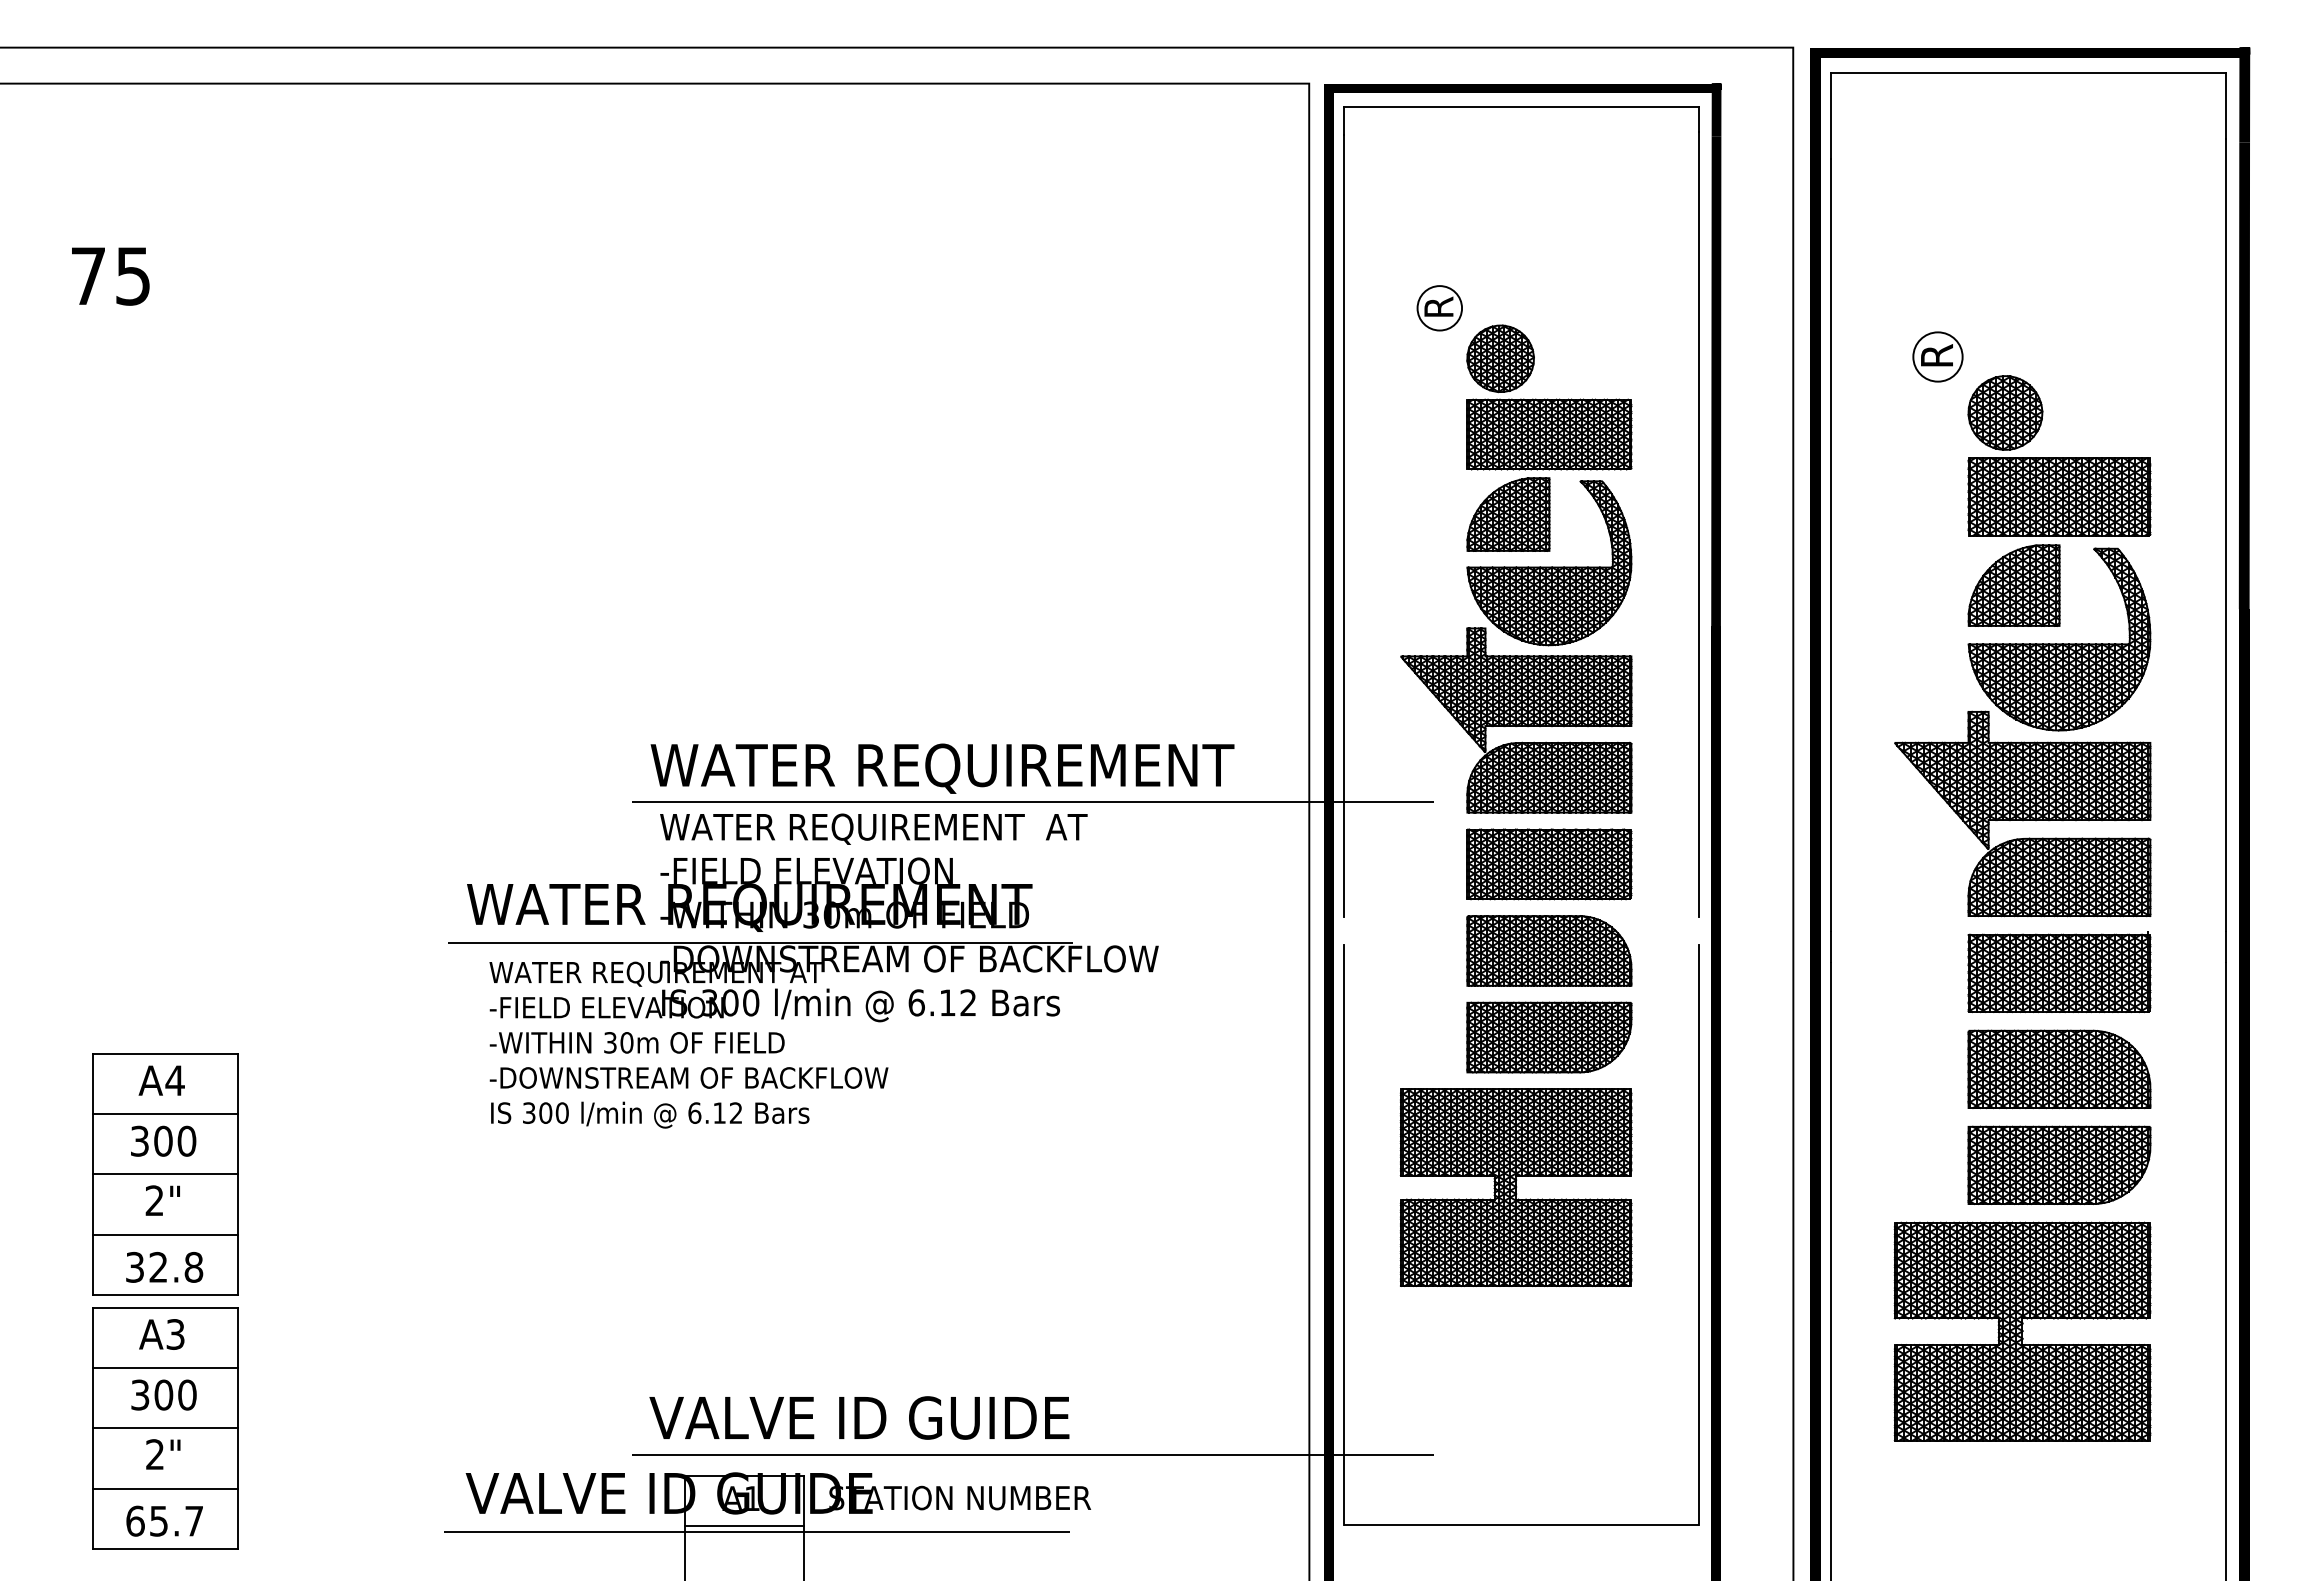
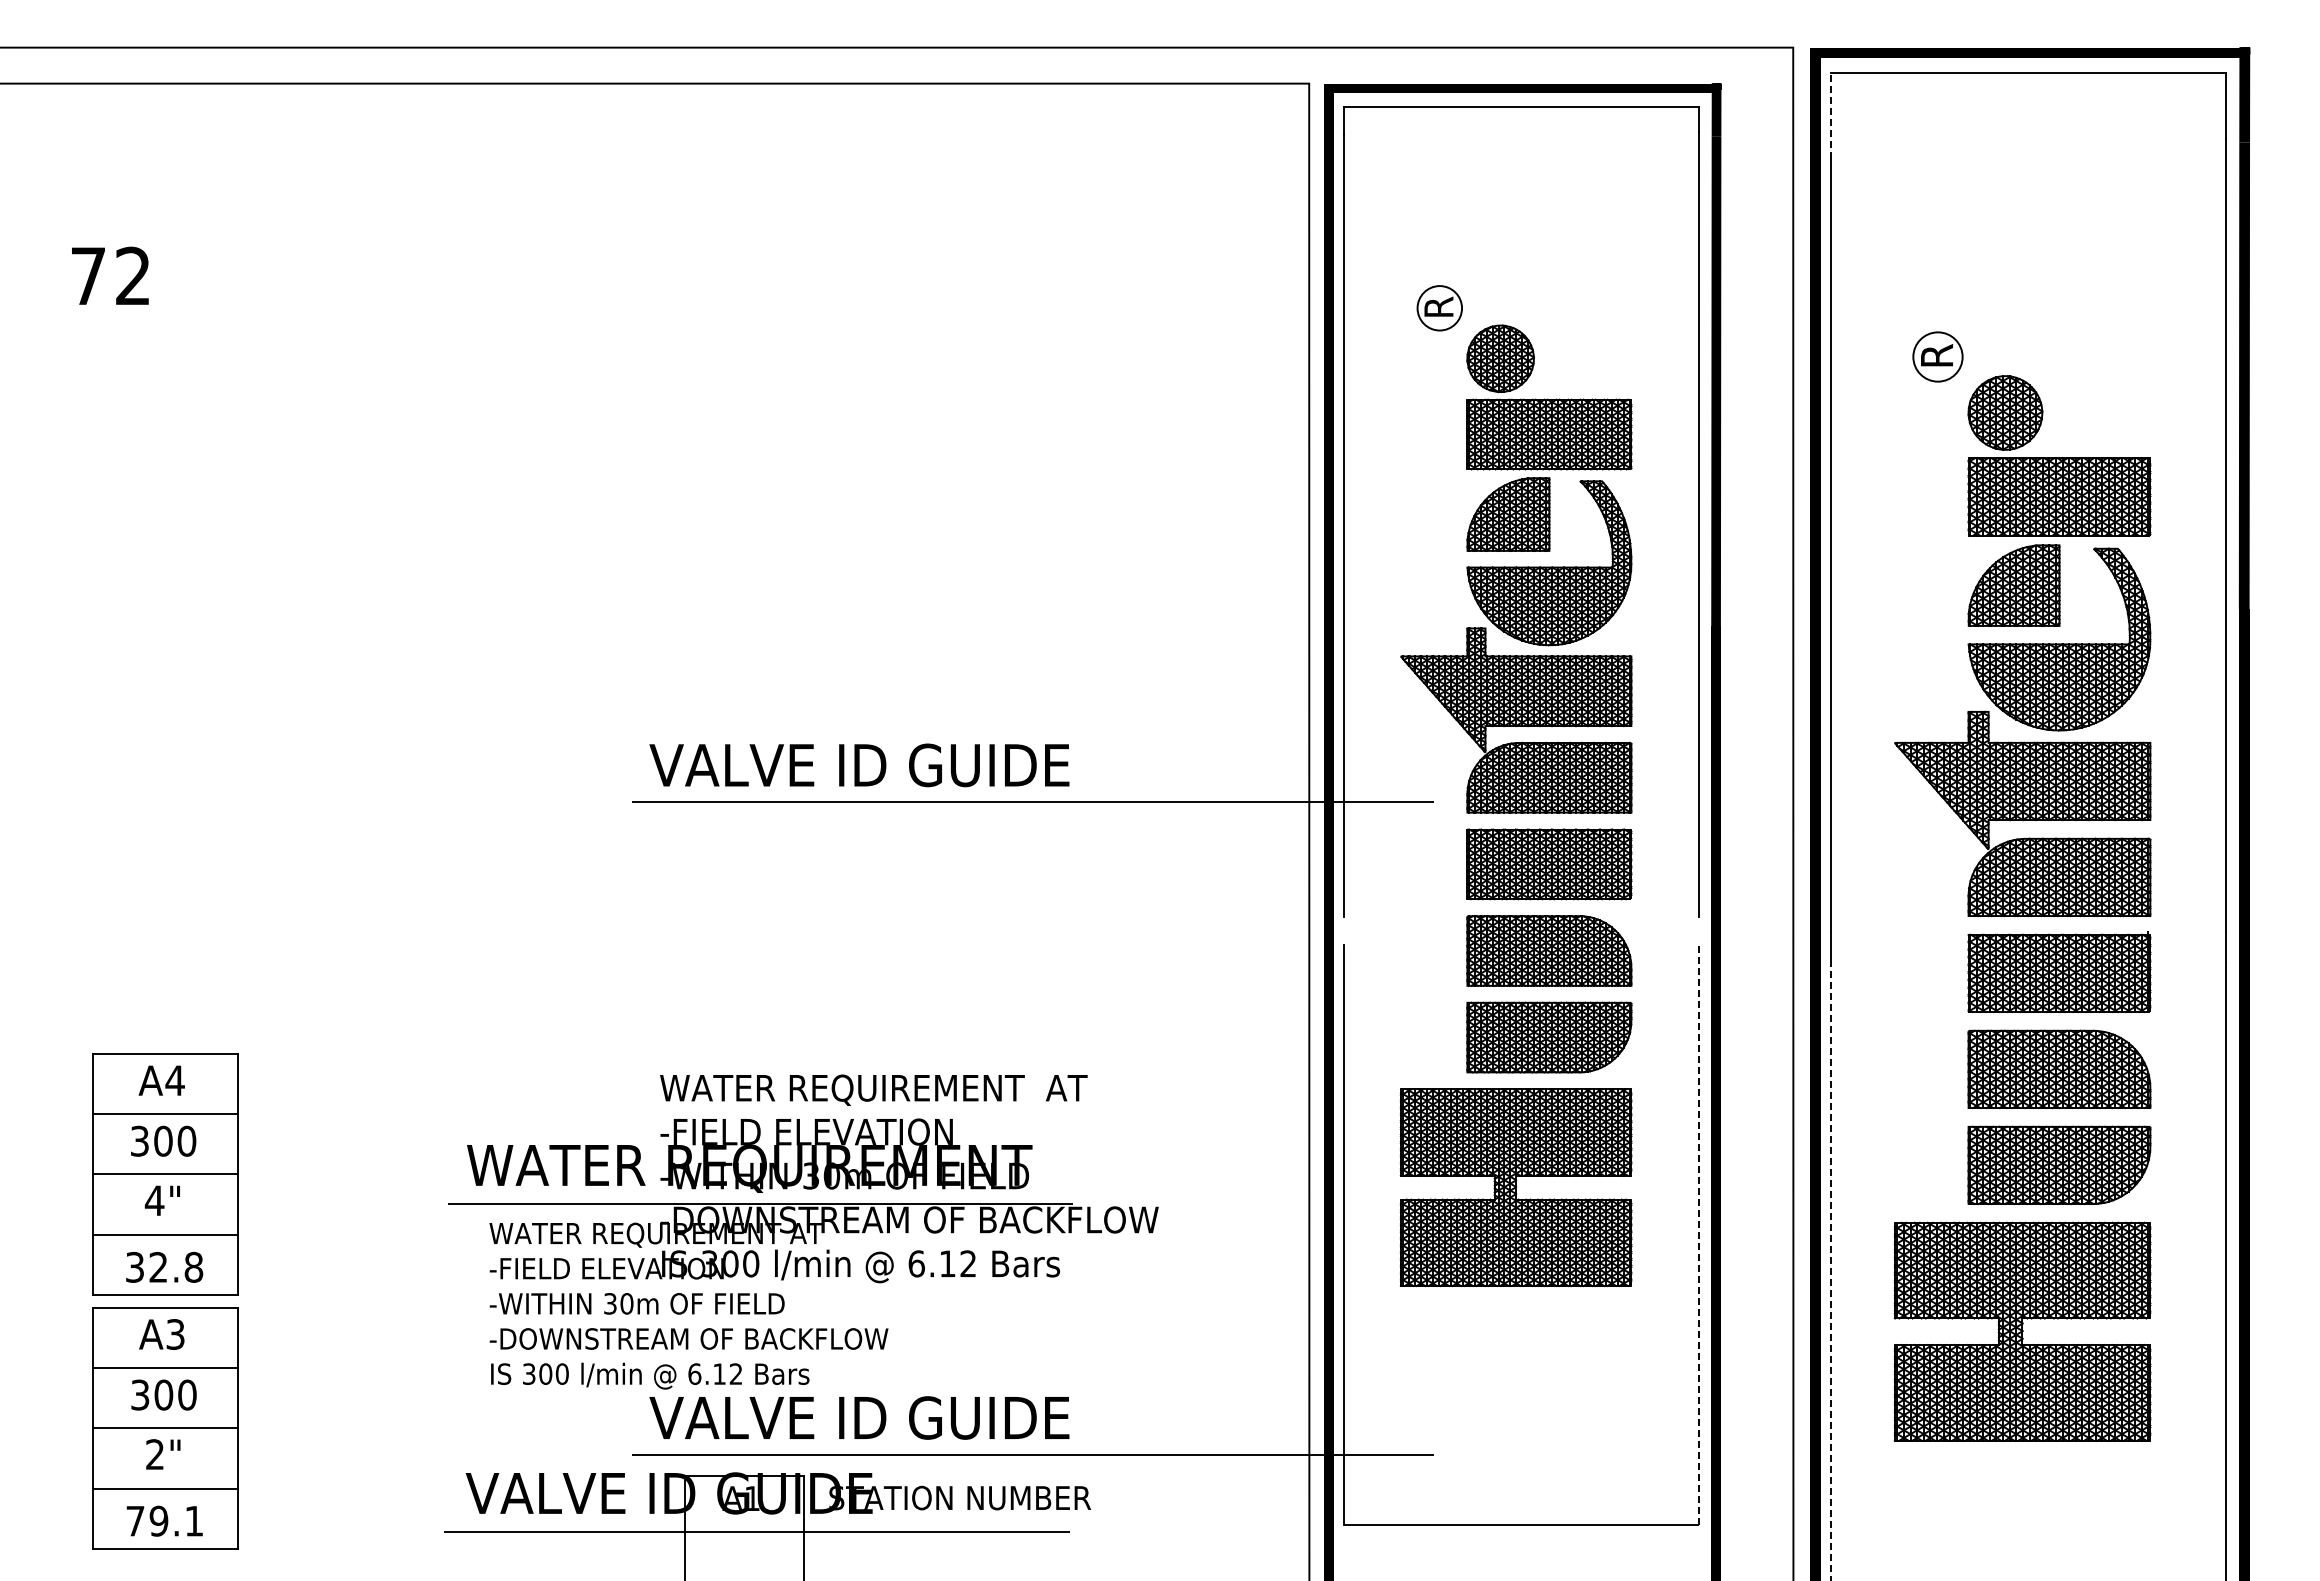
line: solid -> dashed (1831, 115)
text: 75 -> 72 (132, 275)
text: WATER REQUIREMENT -> VALVE ID GUIDE (941, 768)
part position: (803, 970) -> (803, 1231) (803, 1231)
text: 2" -> 4" (154, 1200)
line: solid -> dashed (1699, 1235)
line: solid -> dashed (1831, 1271)
text: 65.7 -> 79.1 (164, 1520)
line: present -> none (744, 1526)
